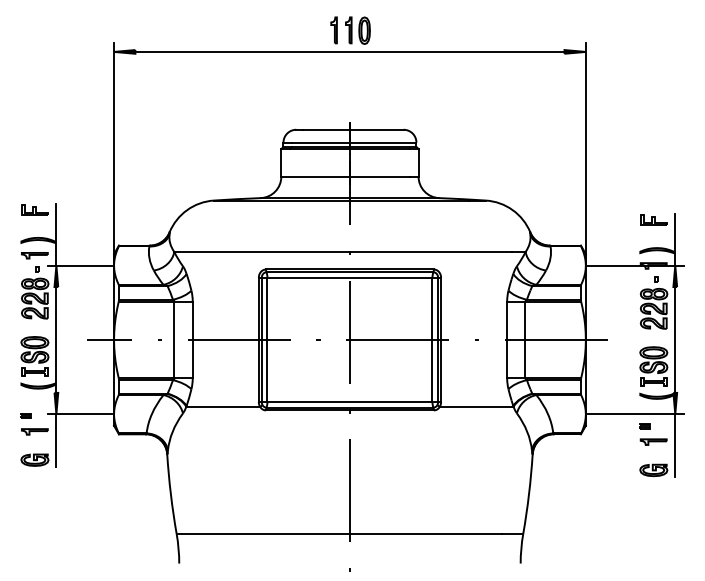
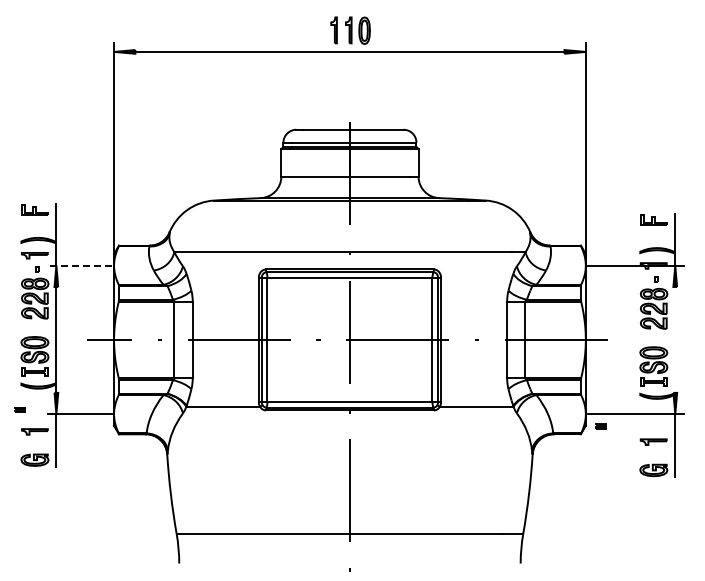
line: solid -> dashed (79, 265)
line: present -> none (675, 339)
part position: (25, 415) -> (19, 409) (19, 409)
part position: (644, 426) -> (600, 426) (600, 426)
